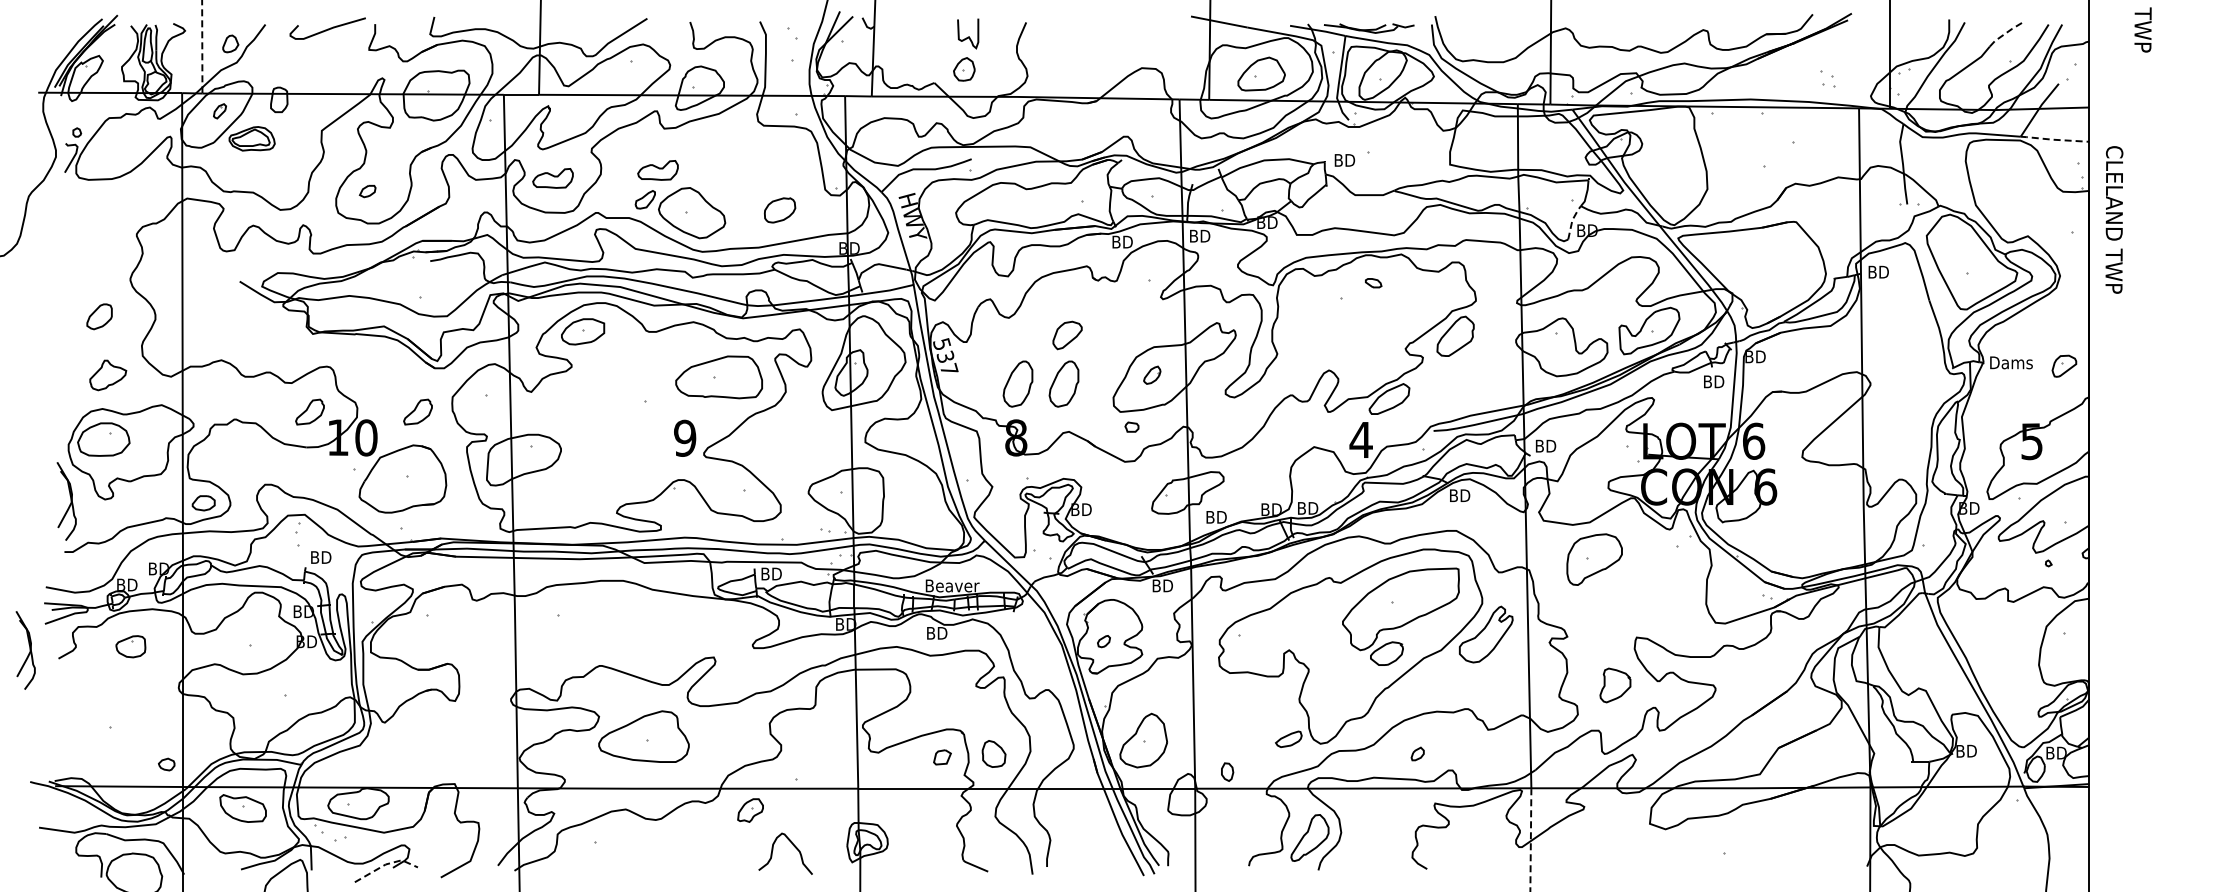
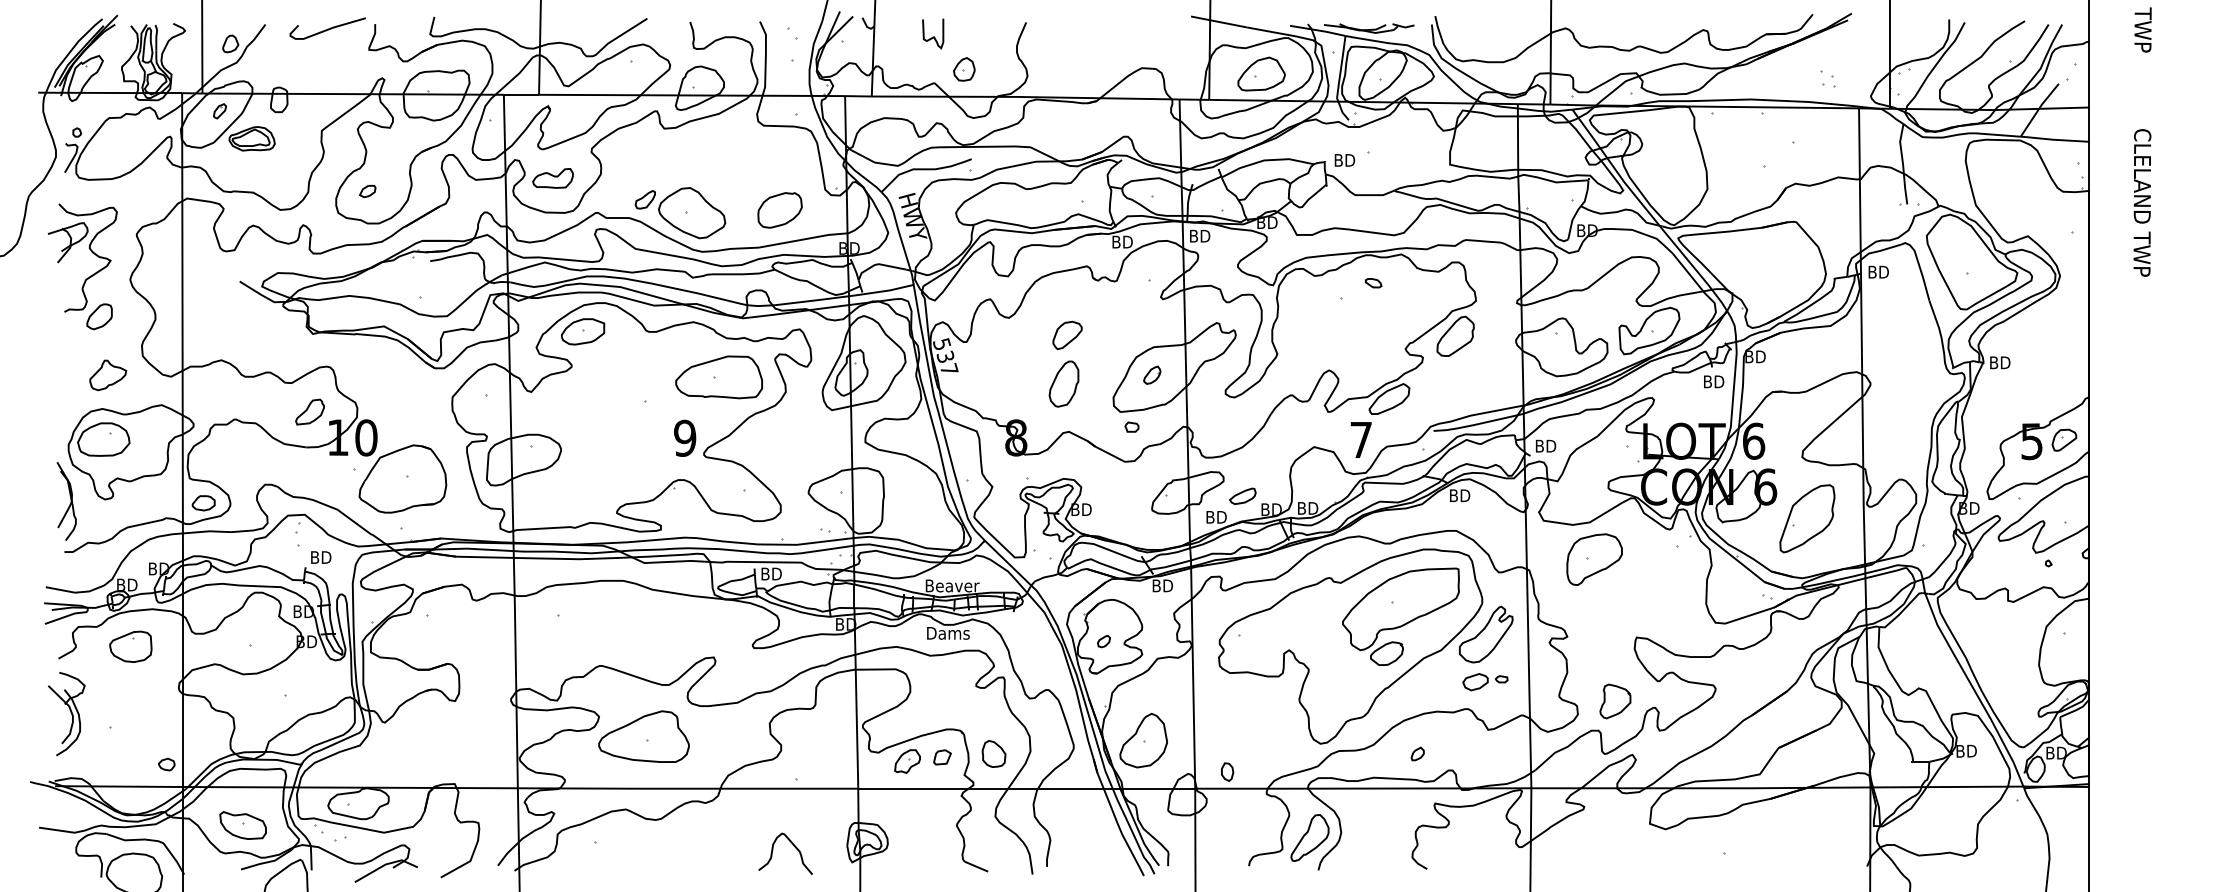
line: dashed -> solid (2006, 32)
curve position: (968, 36) -> (933, 36) (933, 36)
line: dashed -> solid (202, 47)
line: dashed -> solid (2054, 139)
part: present -> none (657, 170)
part size: 33x27 px -> 46x37 px (779, 210)
text position: (2114, 219) -> (2142, 202) (2142, 202)
line: dashed -> solid (1572, 220)
part: none -> present (91, 252)
text: Dams -> BD (2011, 362)
part position: (2064, 365) -> (2064, 439) (2064, 439)
part: present -> none (1017, 383)
part: present -> none (417, 411)
text: 4 -> 7 (1360, 439)
part: none -> present (1807, 518)
text: BD -> Dams (948, 633)
part size: 32x24 px -> 44x33 px (130, 646)
part: present -> none (25, 650)
part: none -> present (1485, 682)
part position: (1615, 685) -> (1615, 701) (1615, 701)
part: none -> present (66, 714)
part position: (1288, 738) -> (1242, 495) (1242, 495)
part position: (242, 808) -> (242, 825) (242, 825)
part position: (750, 810) -> (907, 761) (907, 761)
line: dashed -> solid (1530, 840)
line: dashed -> solid (385, 864)
